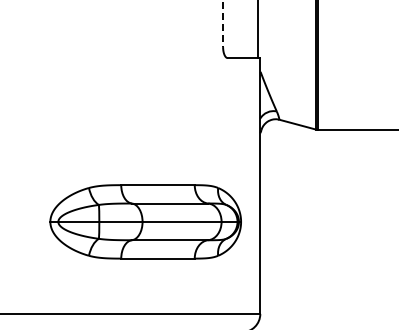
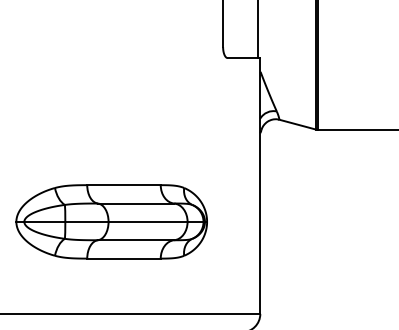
line: dashed -> solid (223, 24)
part position: (145, 221) -> (111, 221) (111, 221)
